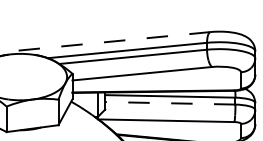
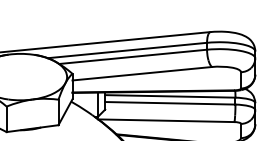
line: dashed -> solid (105, 42)
line: dashed -> solid (169, 103)
